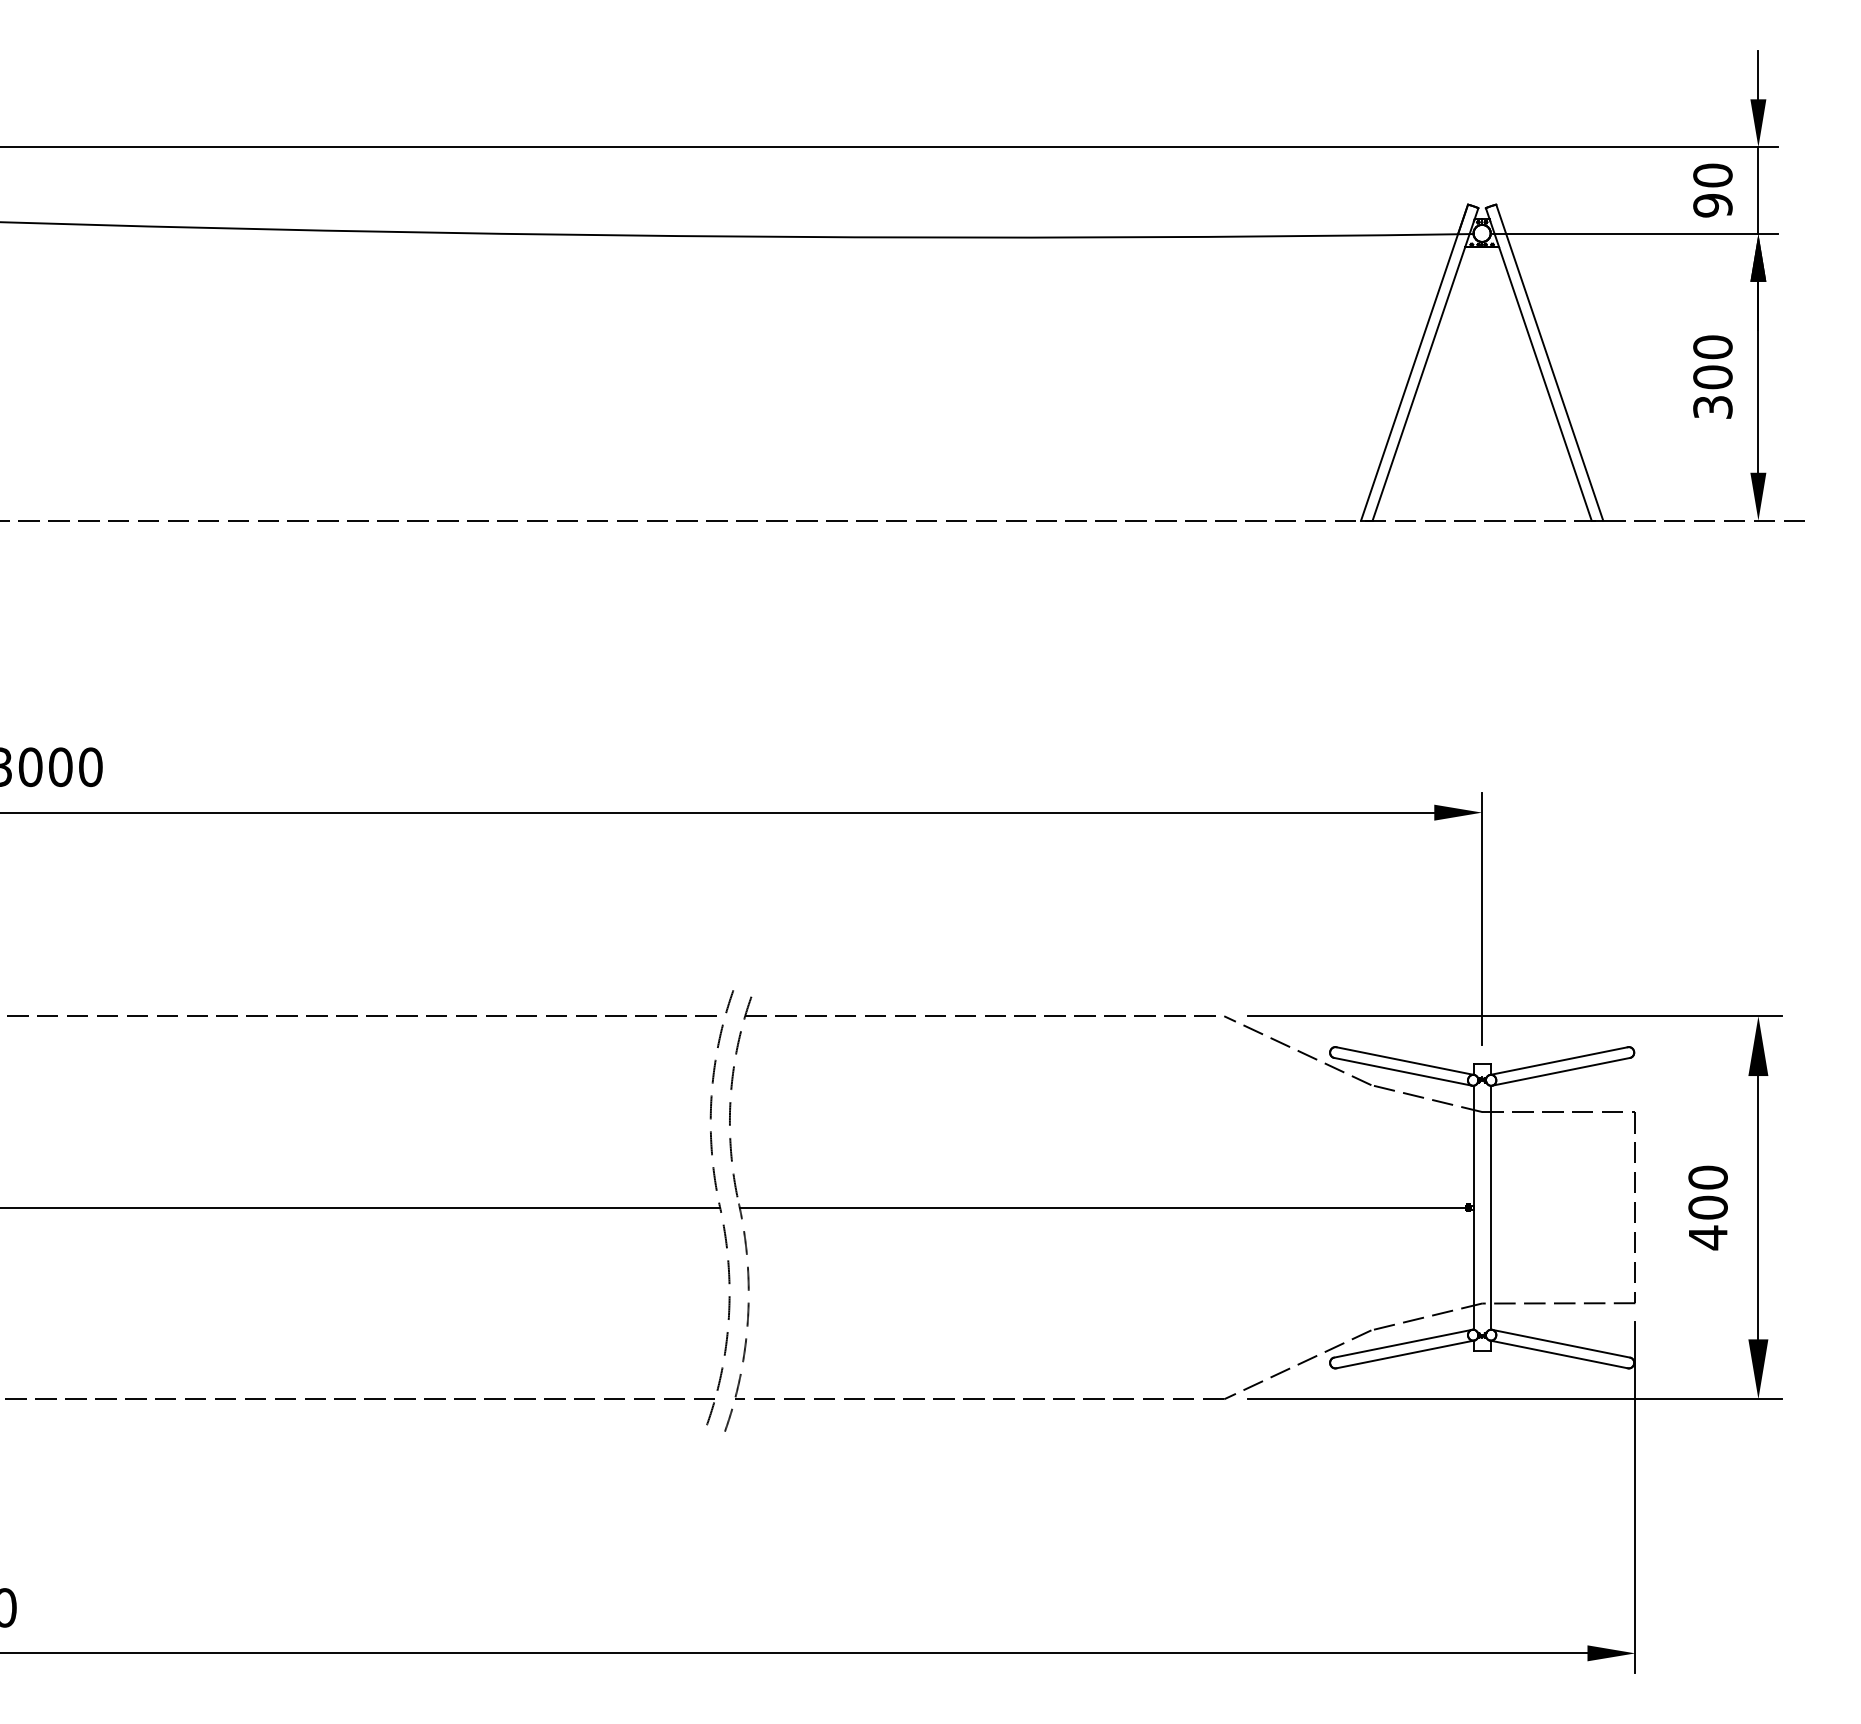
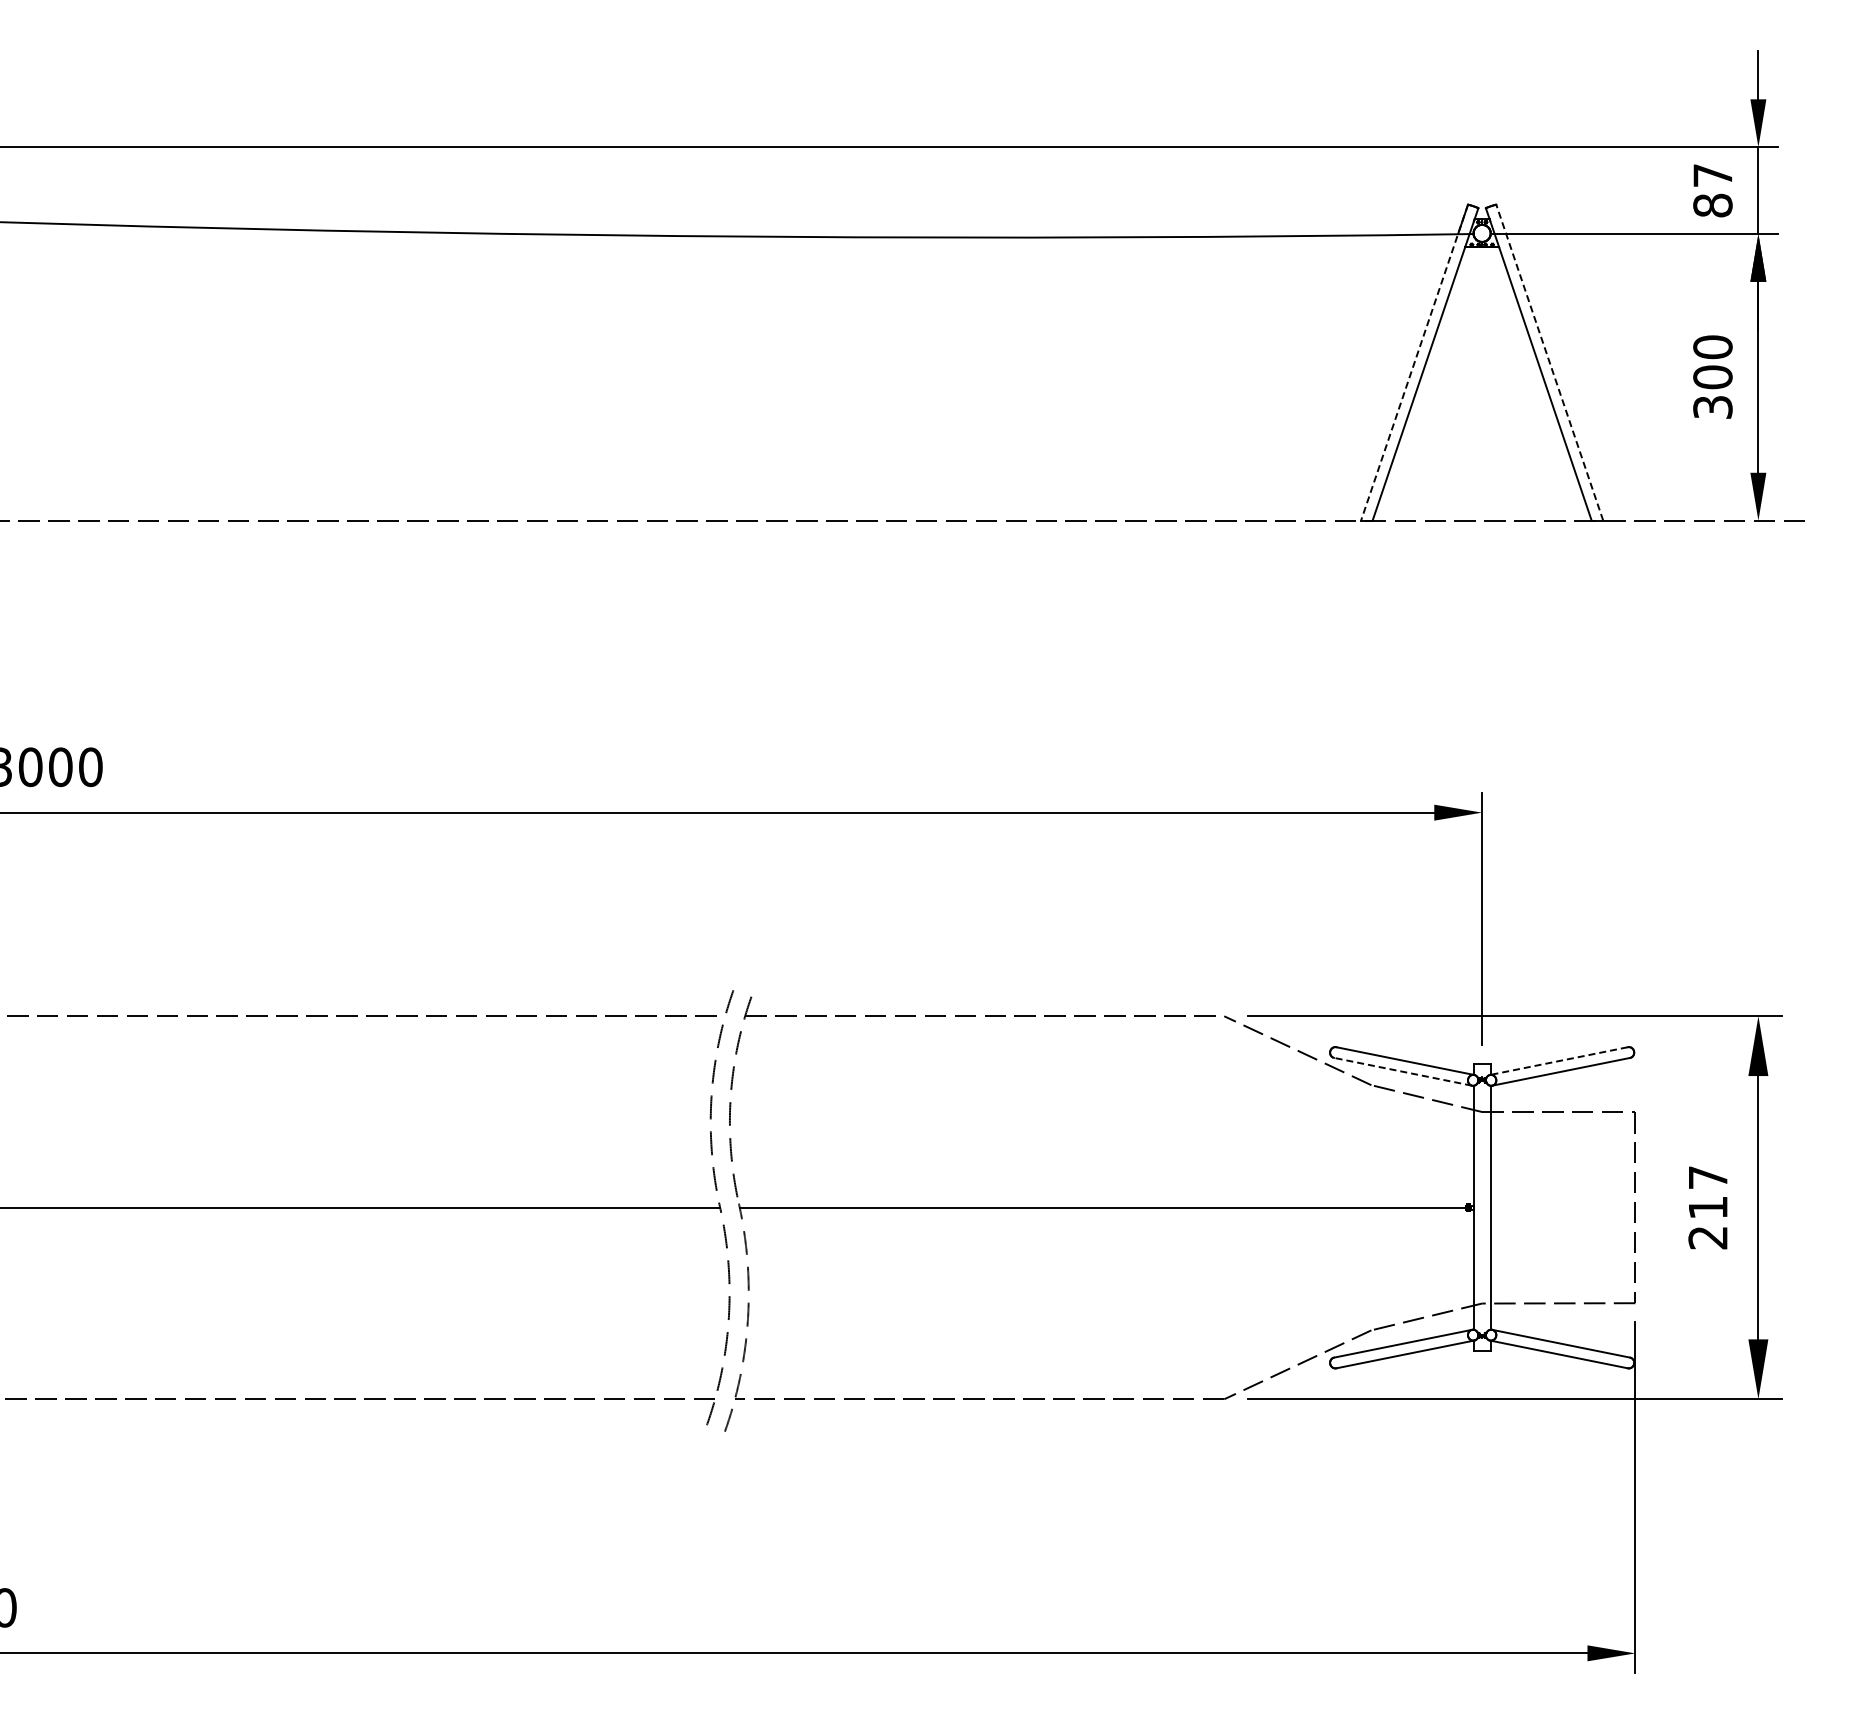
text: 90 -> 87 (1712, 190)
line: solid -> dashed (1414, 362)
line: solid -> dashed (1549, 362)
line: solid -> dashed (1558, 1061)
line: solid -> dashed (1402, 1071)
text: 400 -> 217 (1707, 1207)
